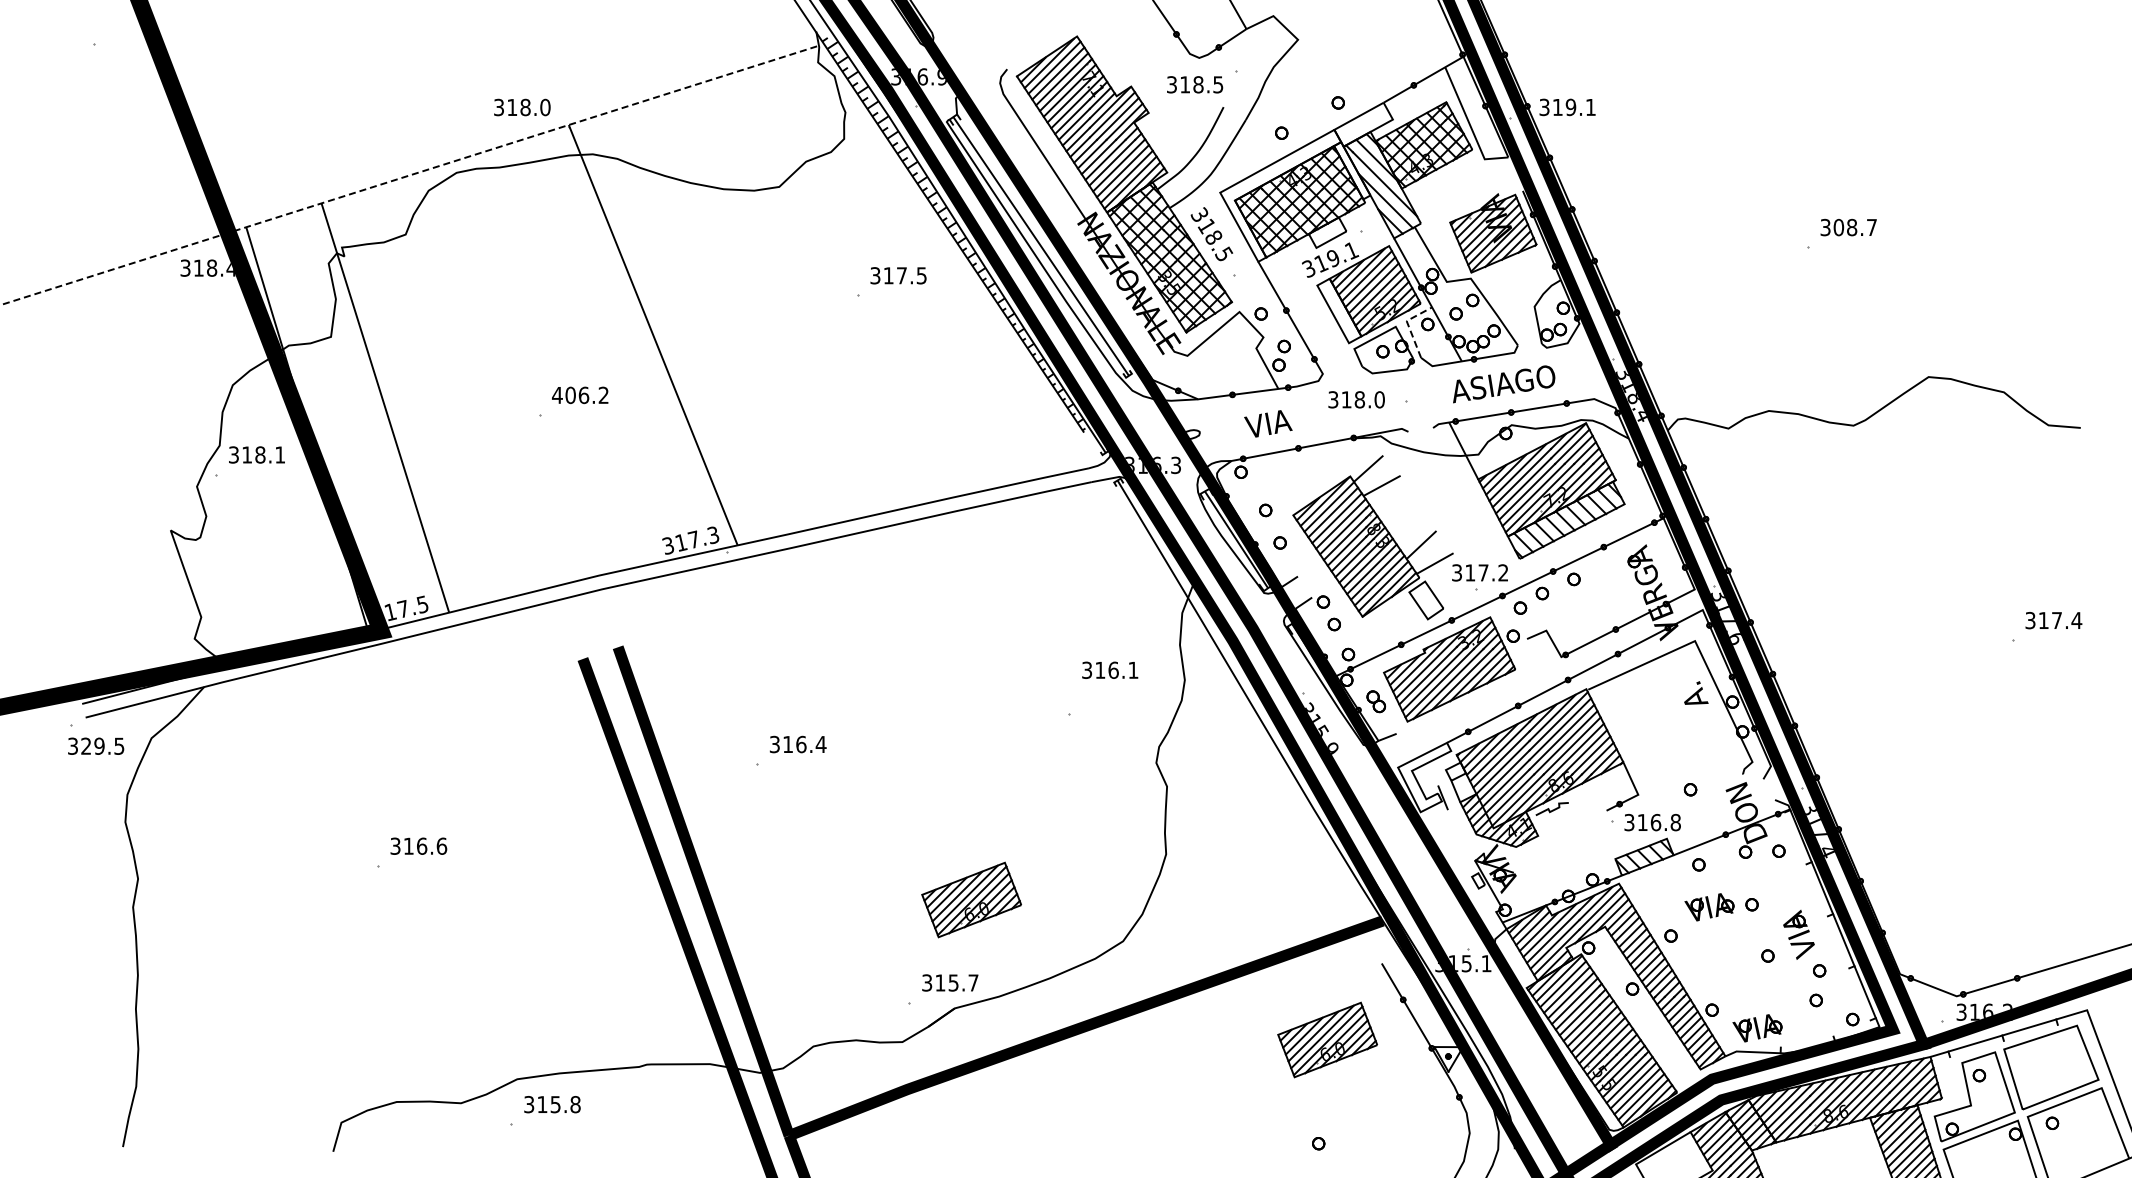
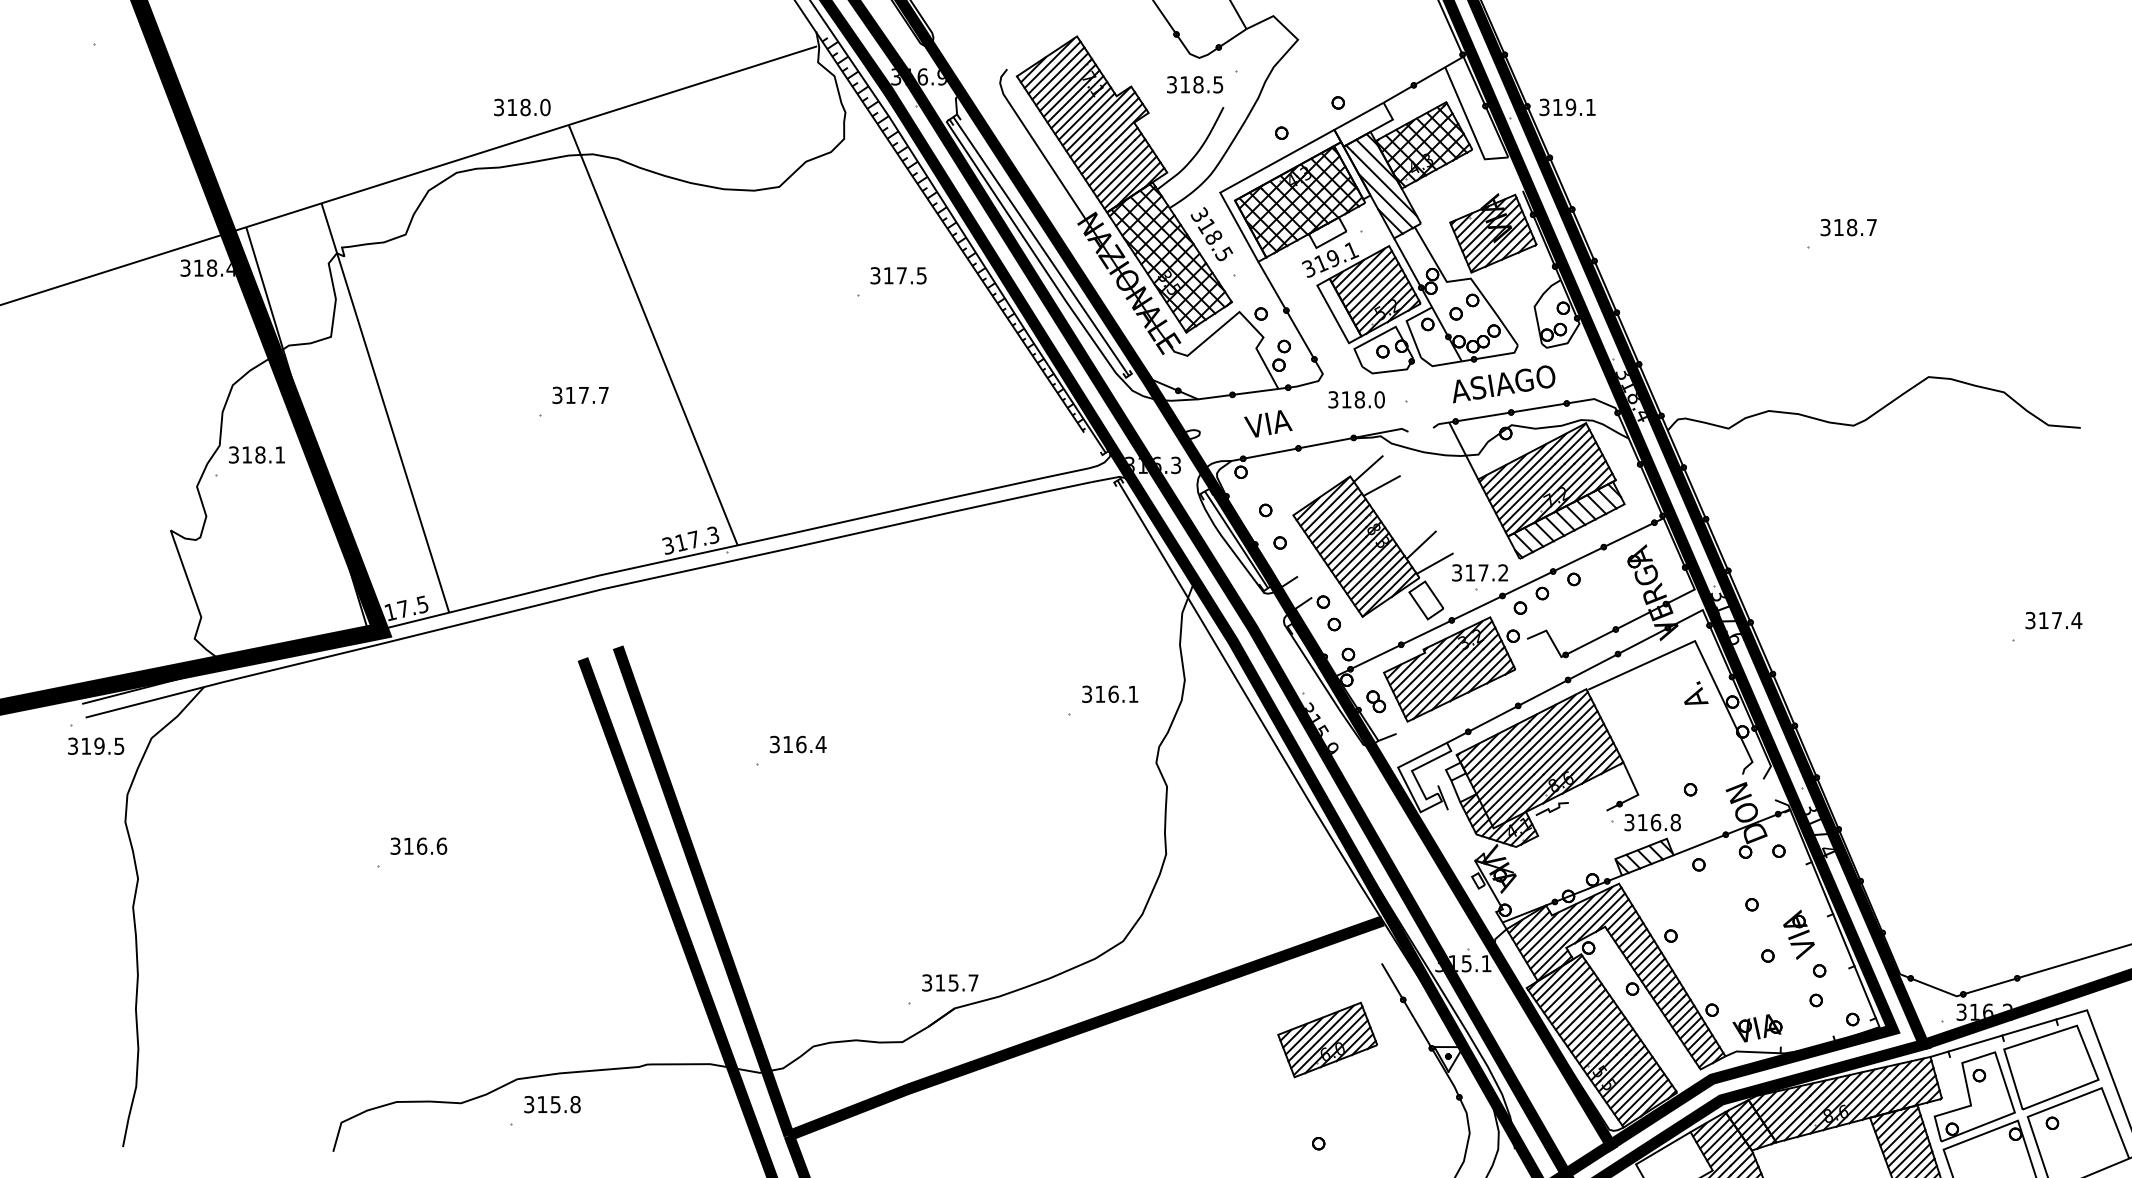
line: dashed -> solid (408, 175)
text: 308.7 -> 318.7 (1838, 227)
line: dashed -> solid (1408, 325)
text: 406.2 -> 317.7 (579, 395)
text position: (1110, 669) -> (1110, 693) (1110, 693)
text: 329.5 -> 319.5 (85, 745)
part: present -> none (971, 899)
part: present -> none (1709, 907)
